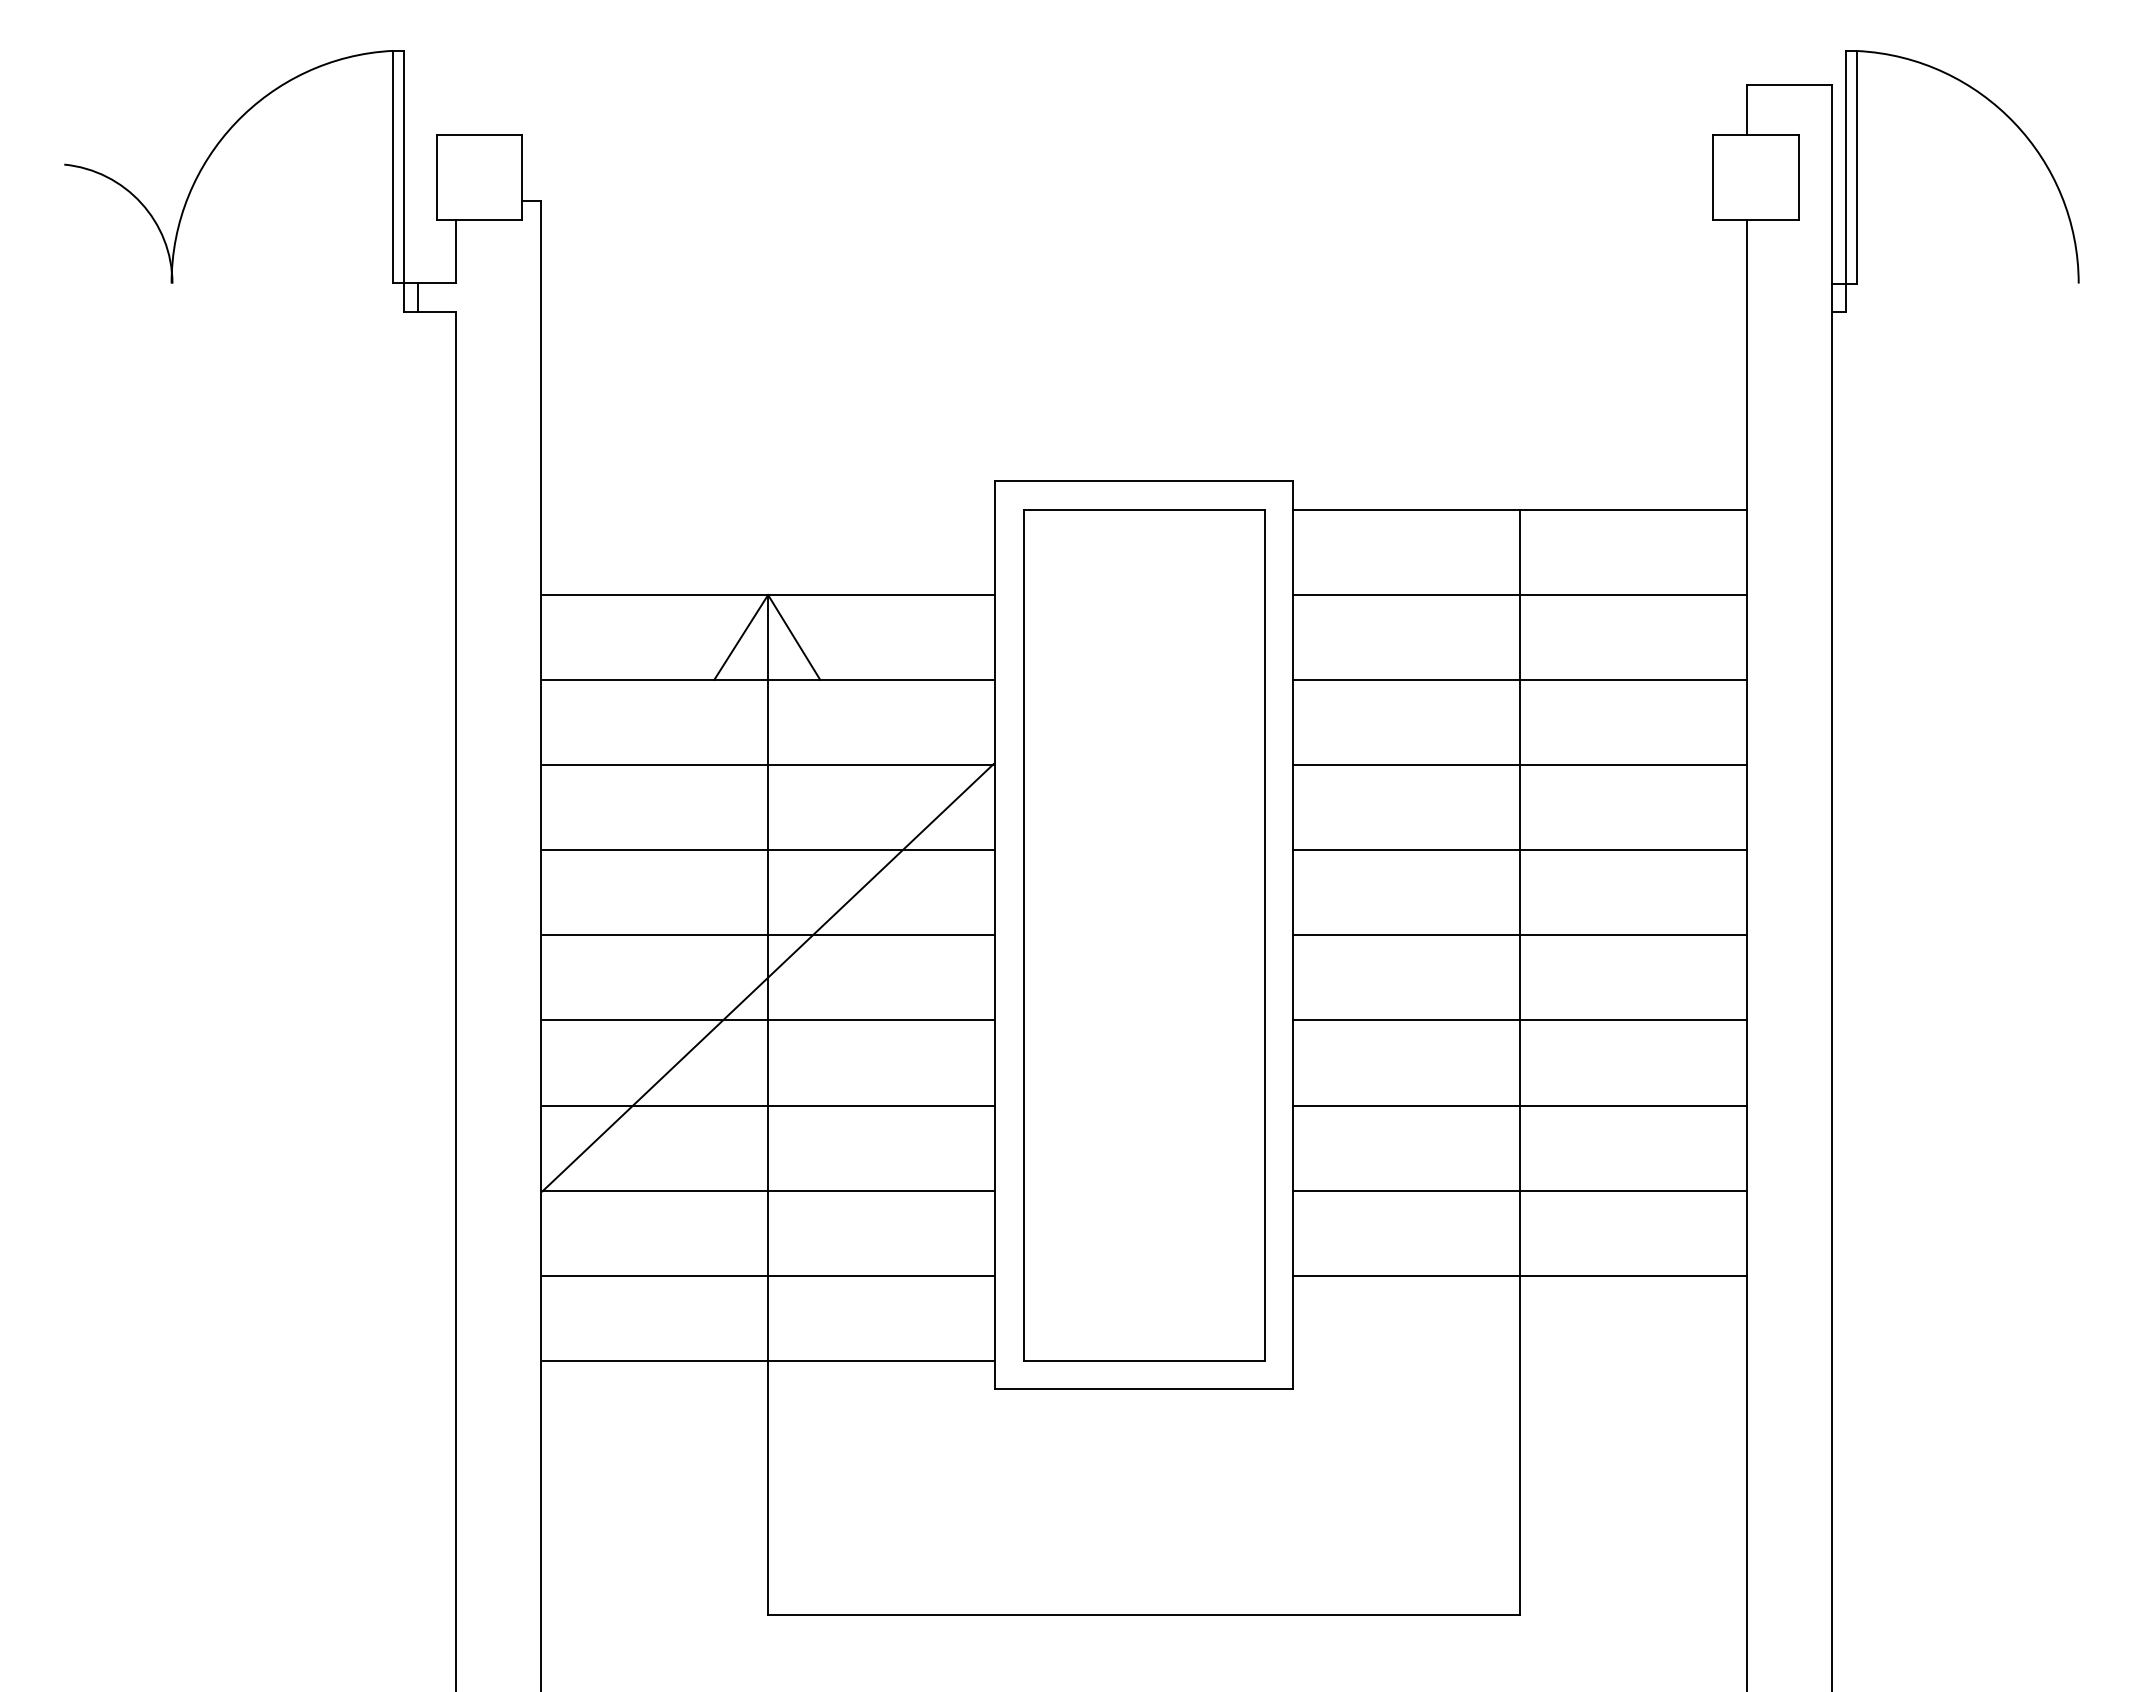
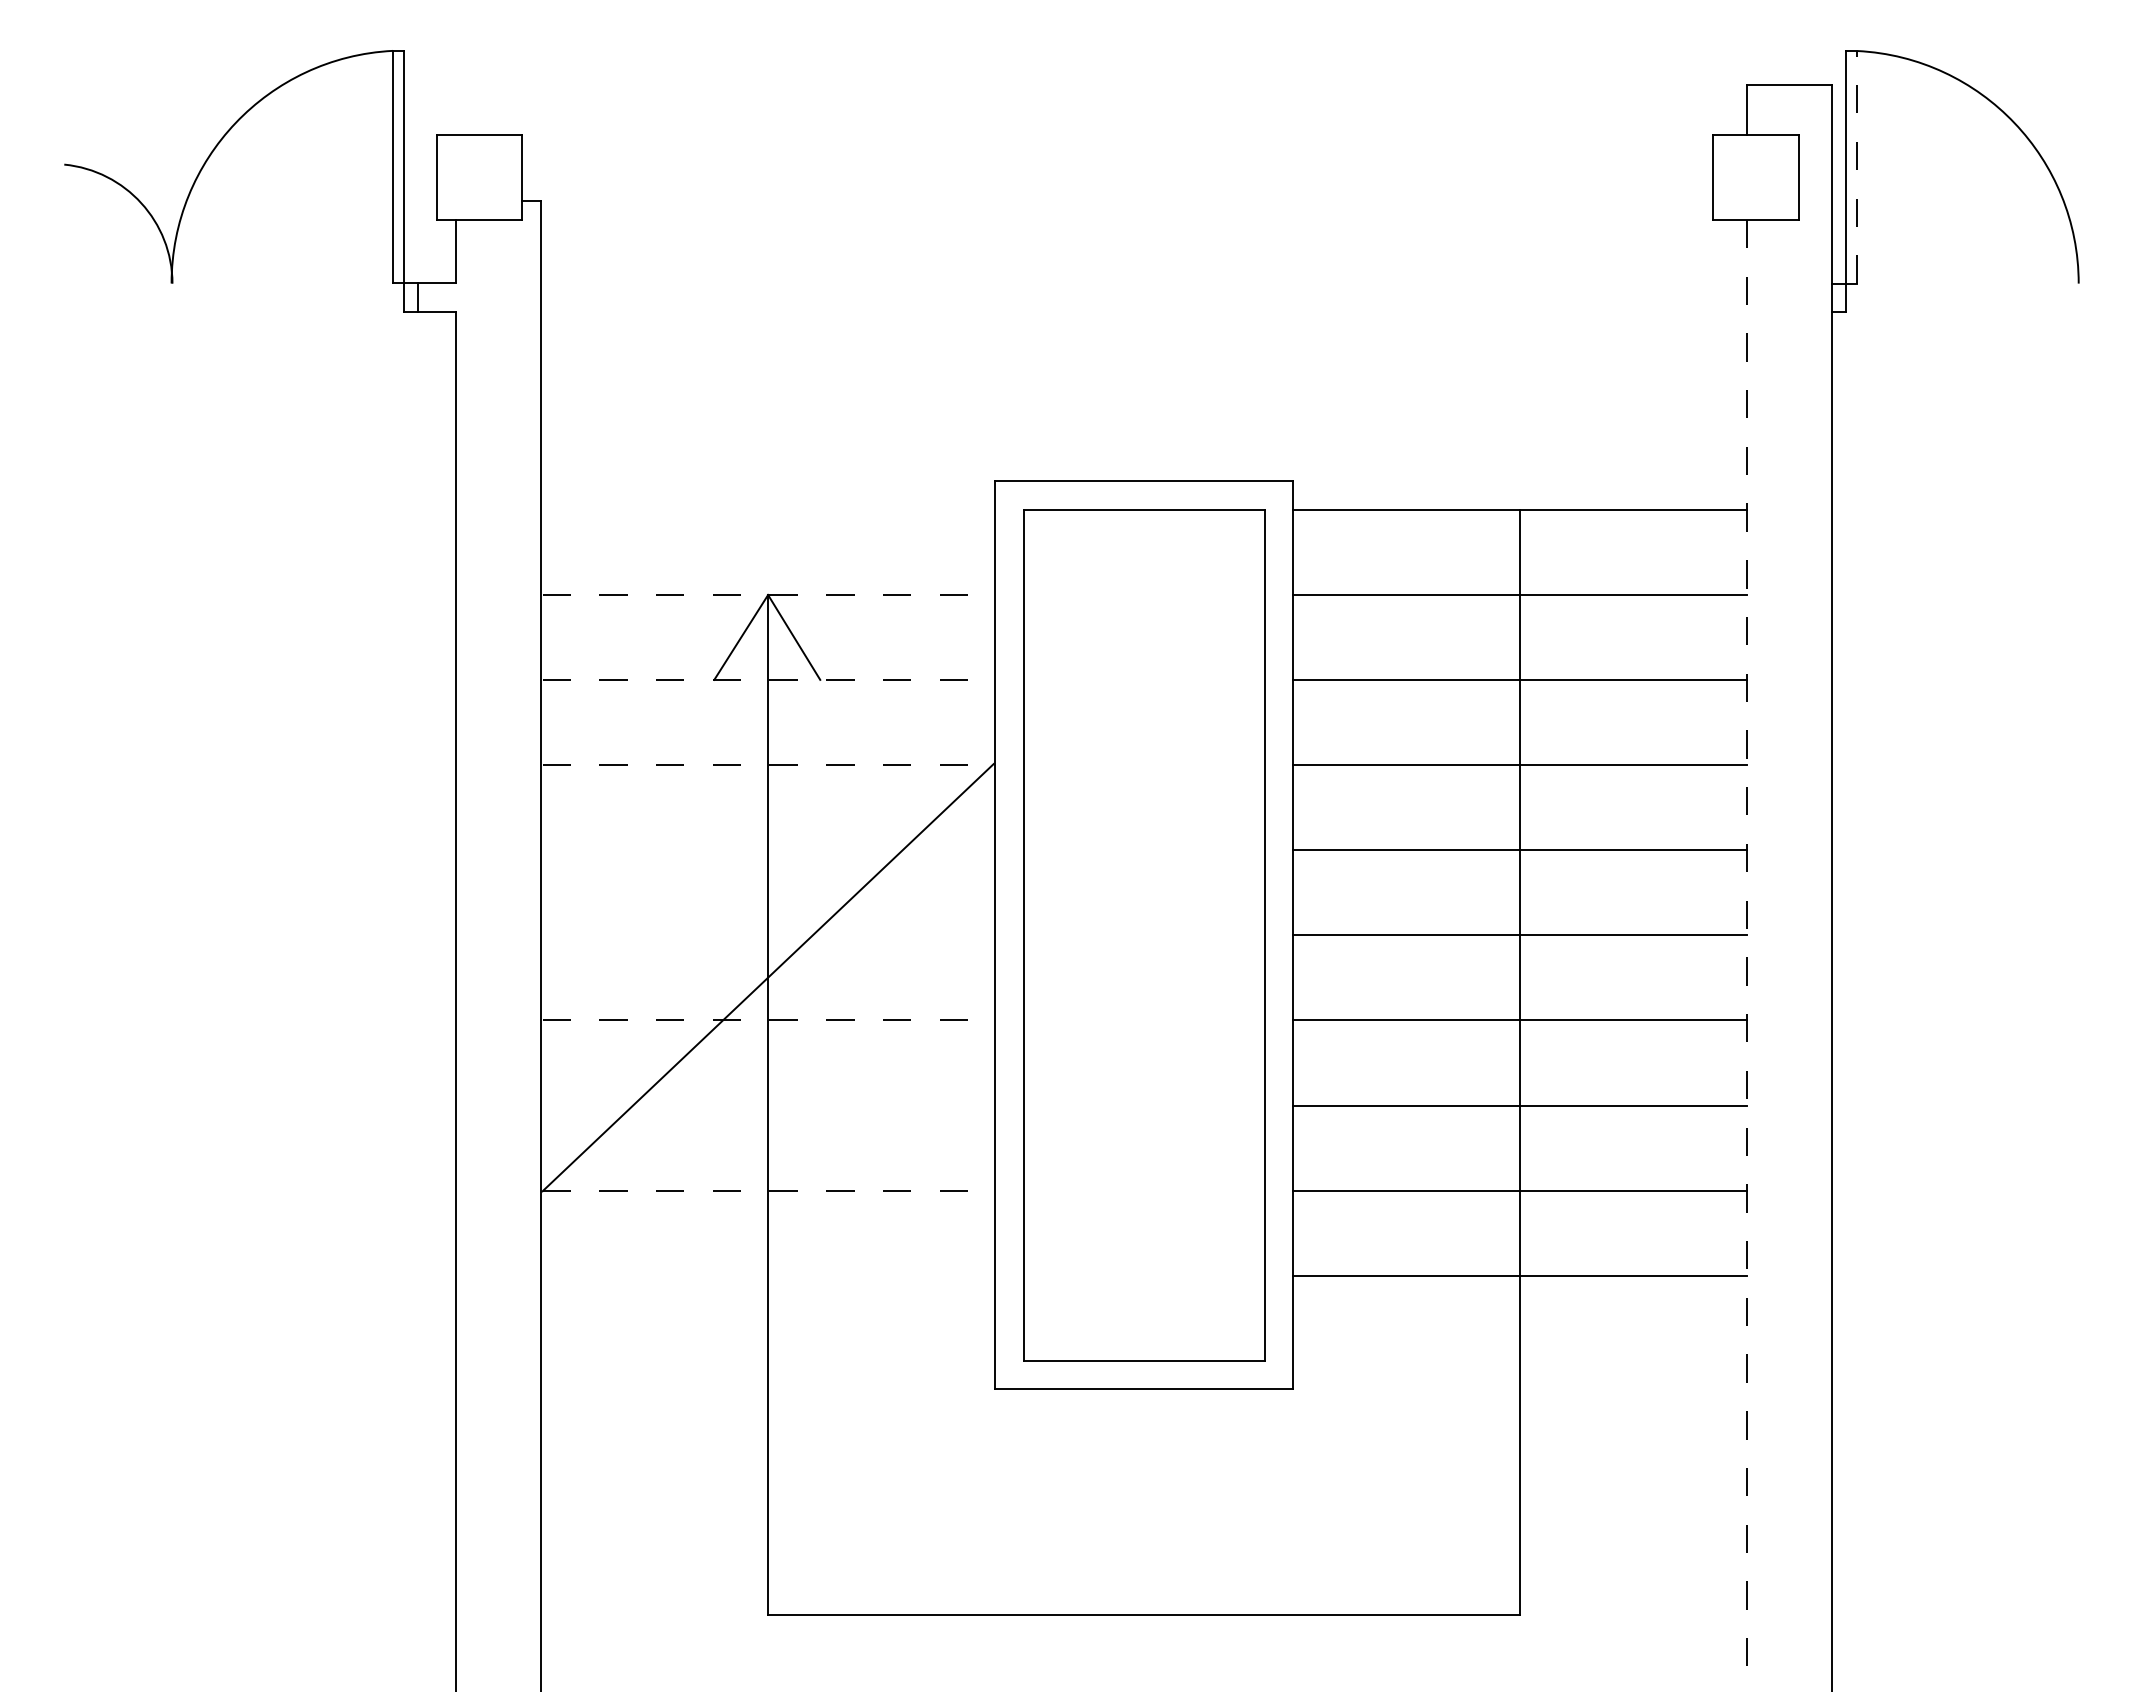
line: solid -> dashed (1857, 166)
line: solid -> dashed (768, 595)
line: solid -> dashed (768, 680)
line: solid -> dashed (768, 765)
line: present -> none (767, 850)
line: present -> none (767, 935)
line: solid -> dashed (1746, 955)
line: solid -> dashed (768, 1020)
line: present -> none (767, 1105)
line: solid -> dashed (768, 1190)
line: present -> none (767, 1275)
line: present -> none (767, 1360)
